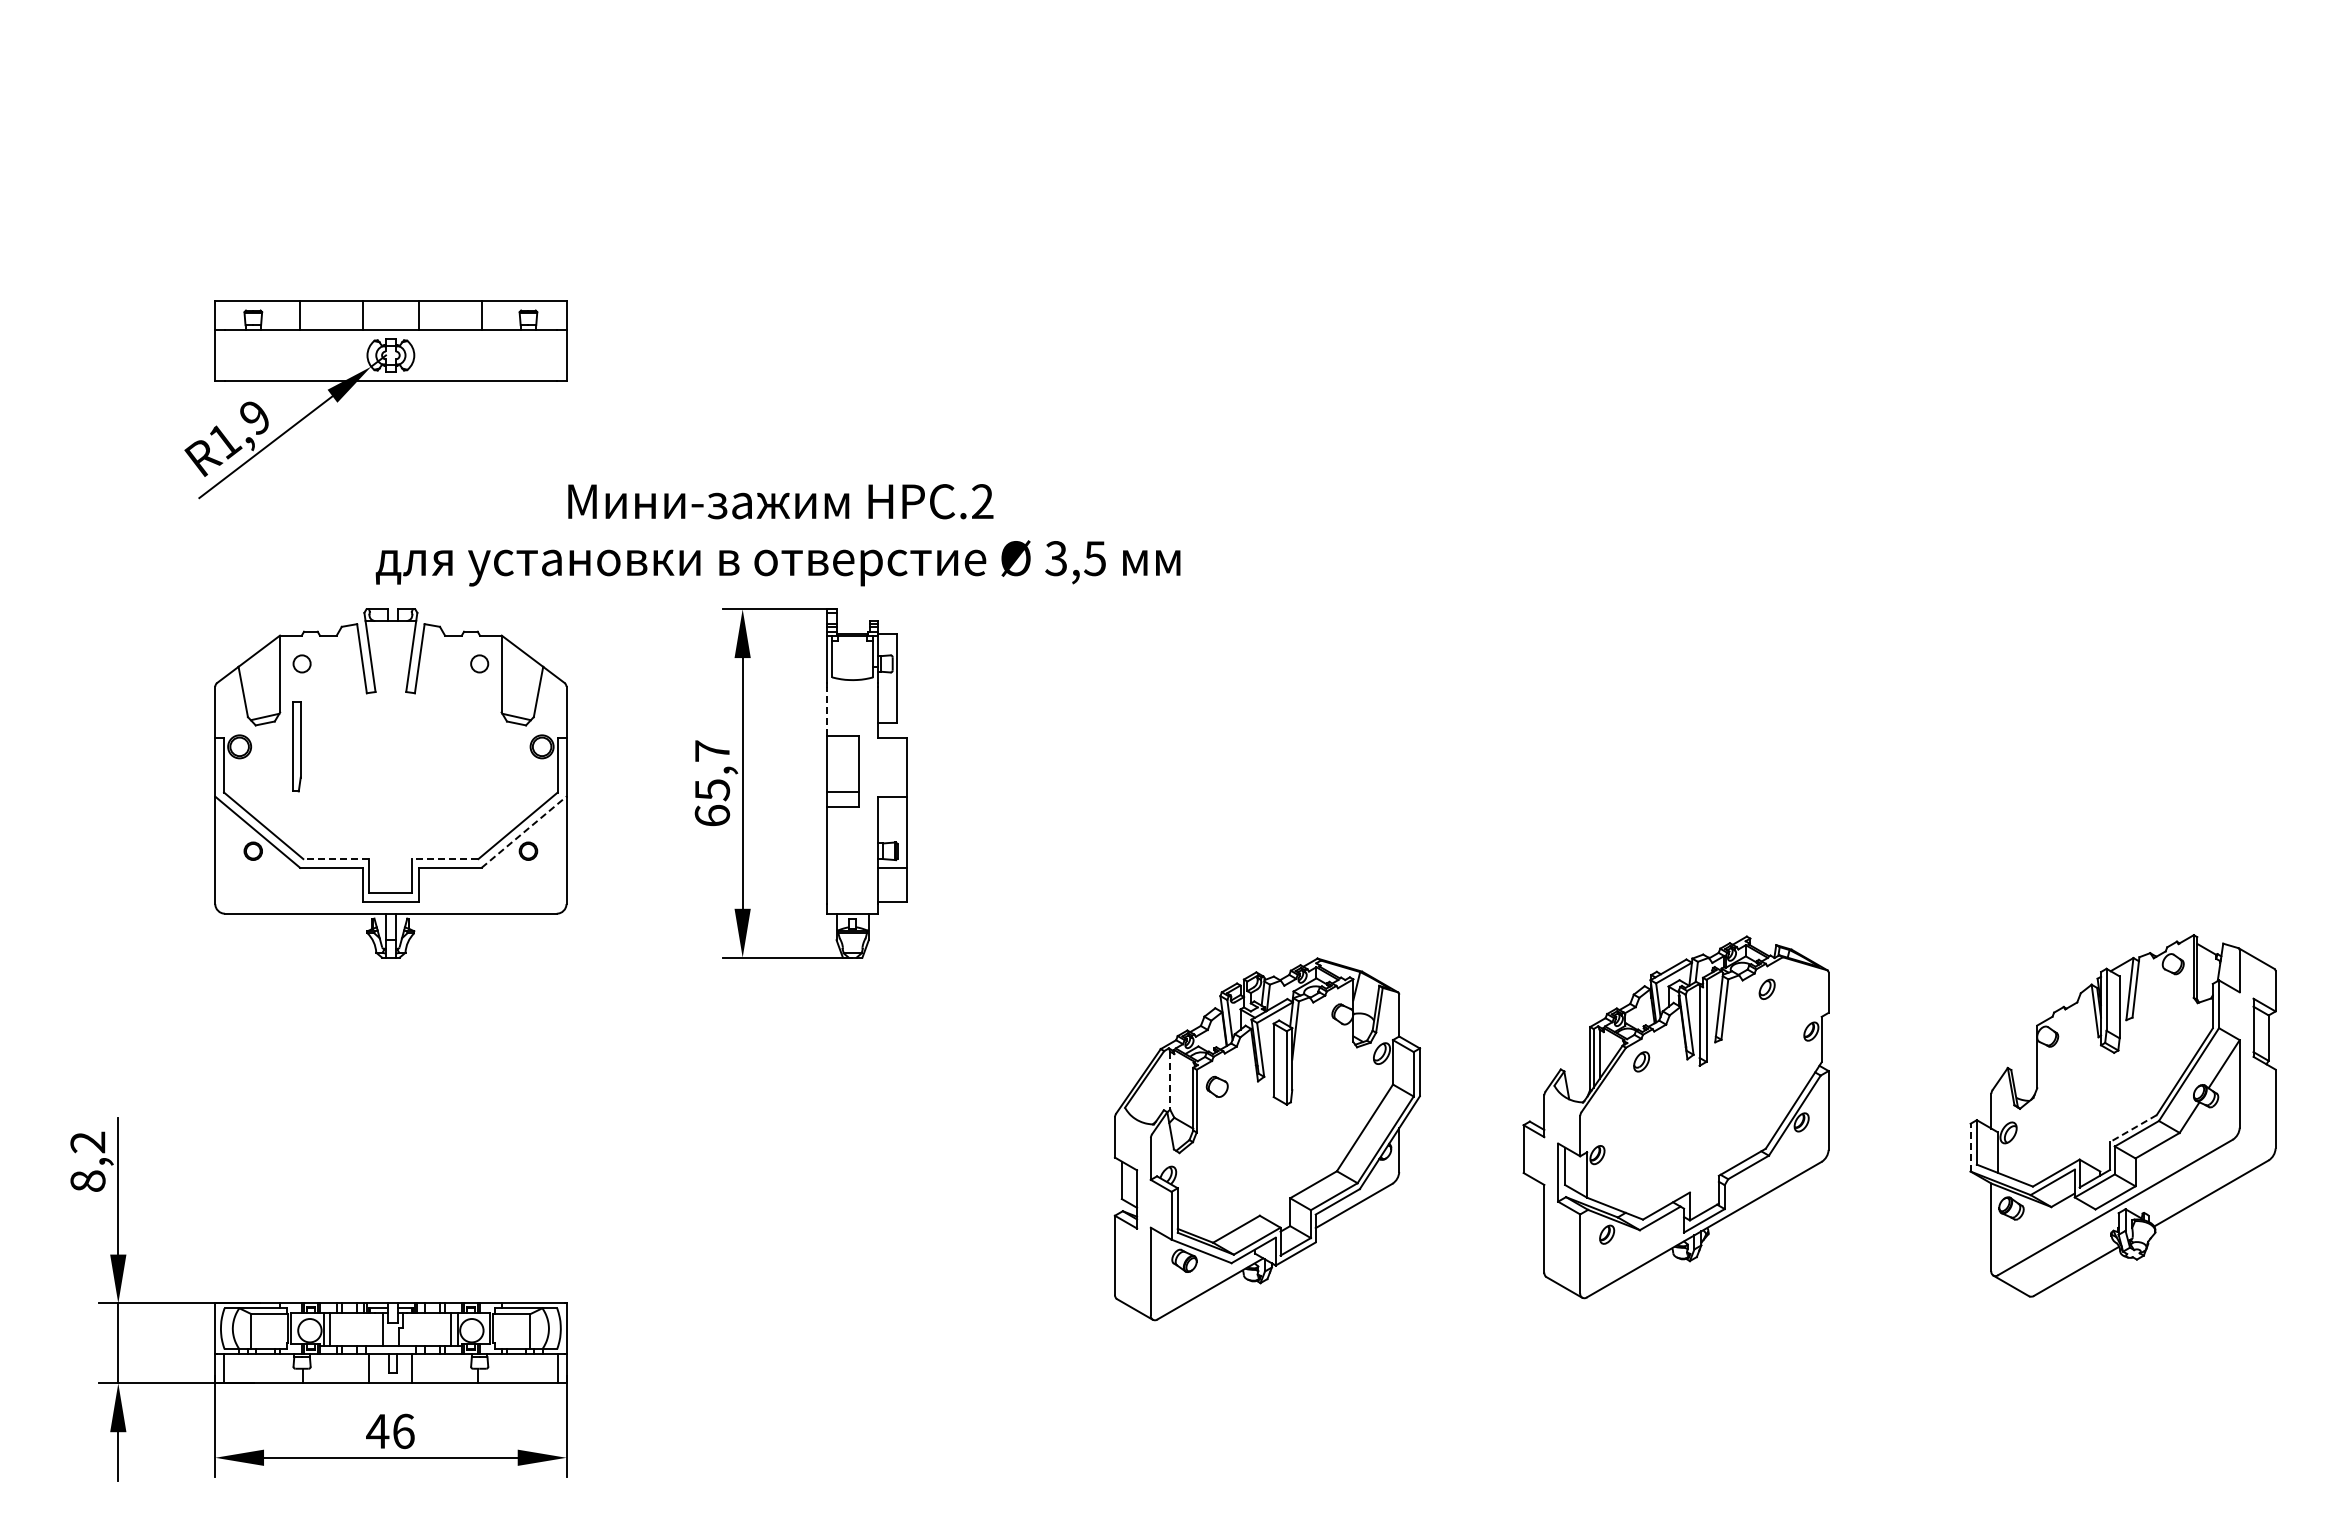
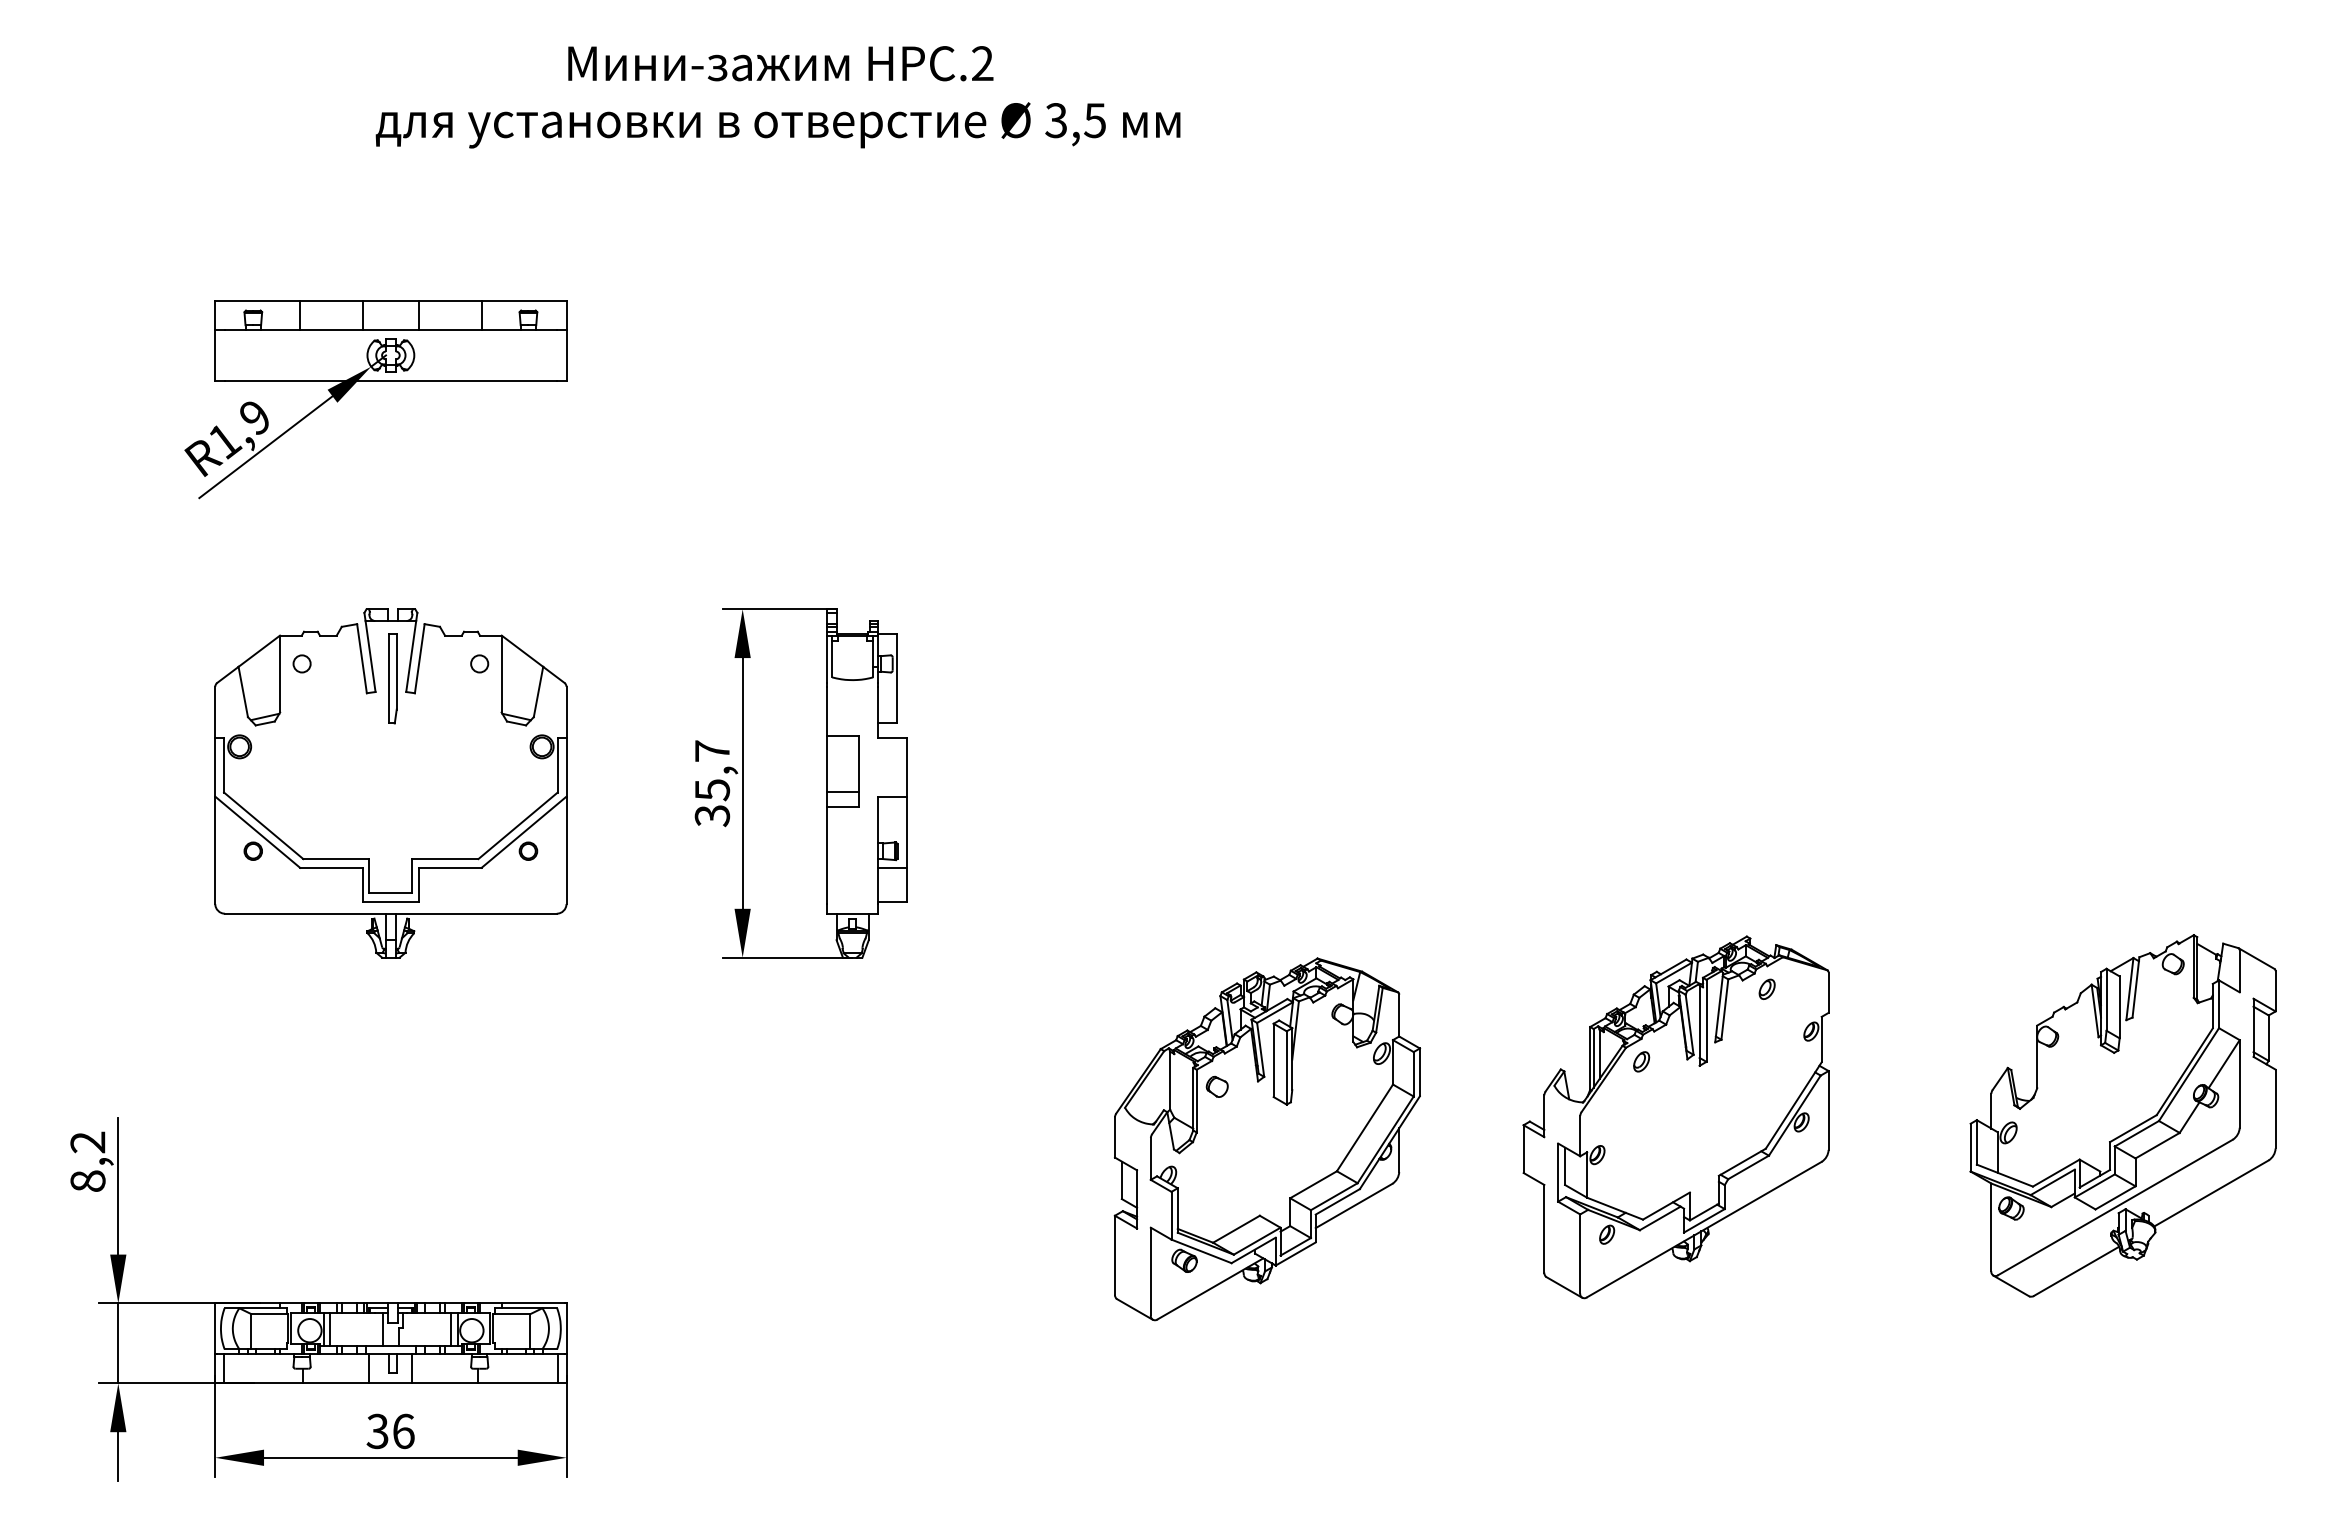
text position: (777, 535) -> (777, 97) (777, 97)
line: dashed -> solid (827, 711)
part position: (296, 746) -> (392, 678) (392, 678)
text: 65,7 -> 35,7 (712, 815)
line: dashed -> solid (524, 831)
line: dashed -> solid (335, 859)
line: dashed -> solid (444, 859)
line: dashed -> solid (1170, 1081)
line: dashed -> solid (2133, 1128)
line: dashed -> solid (1970, 1147)
text: 46 -> 36 (377, 1431)
